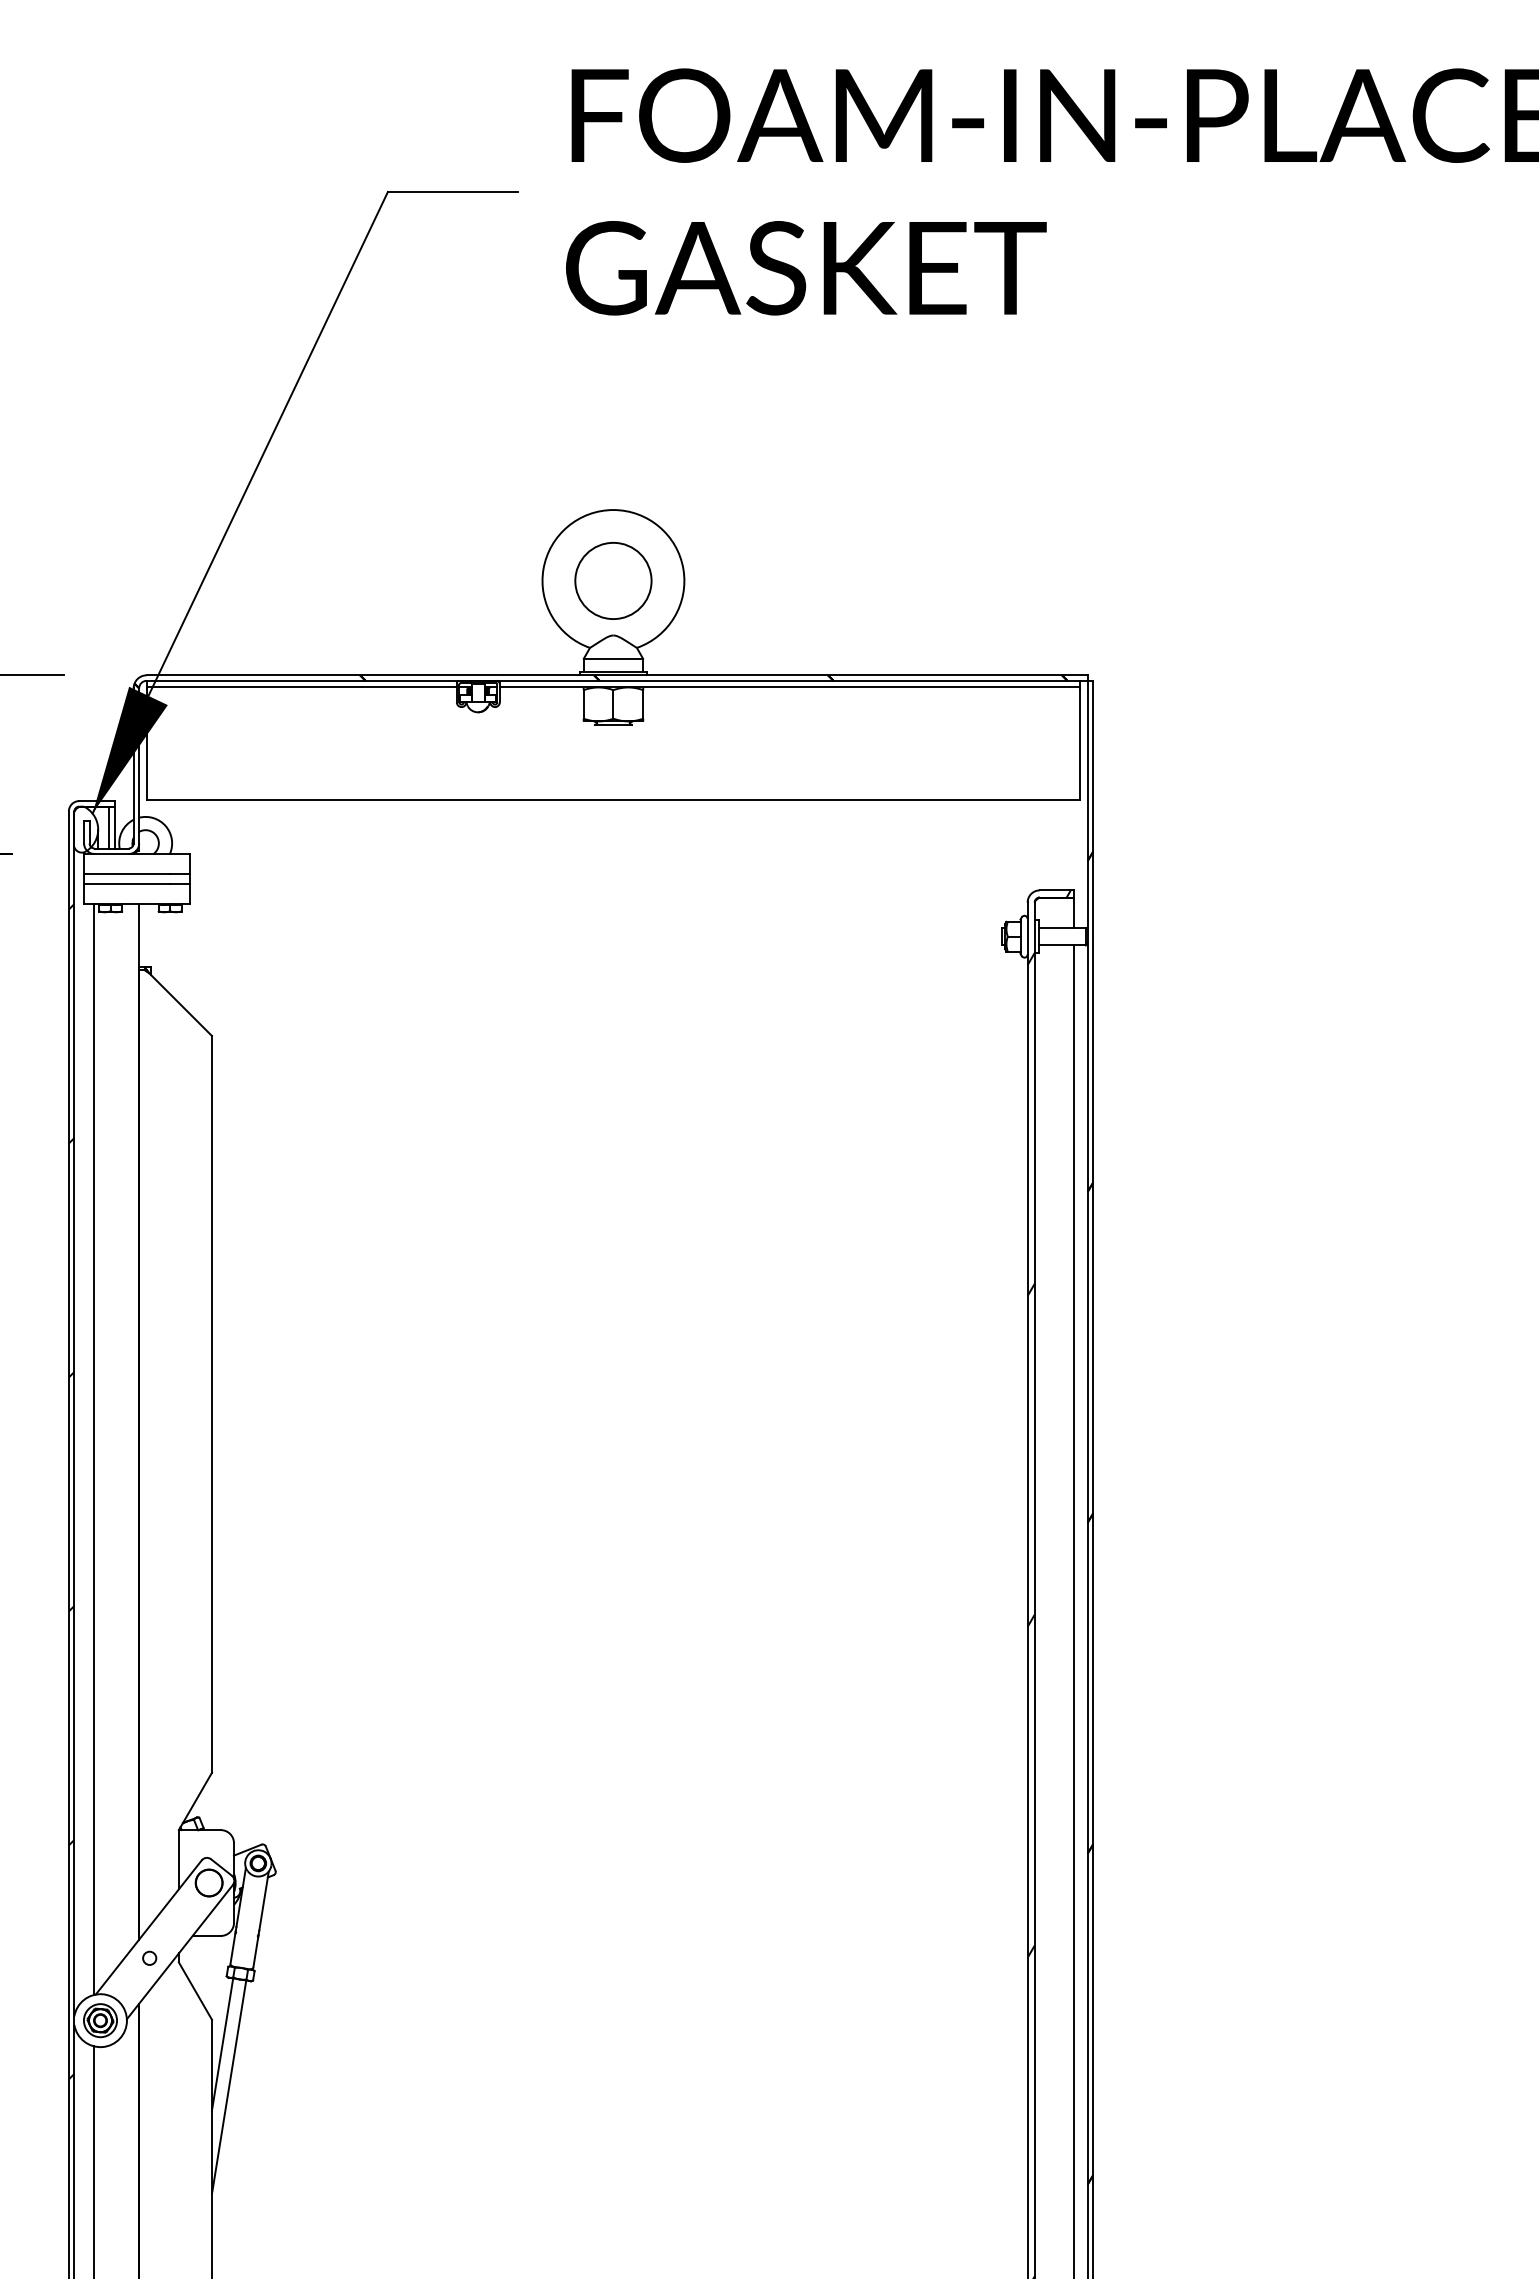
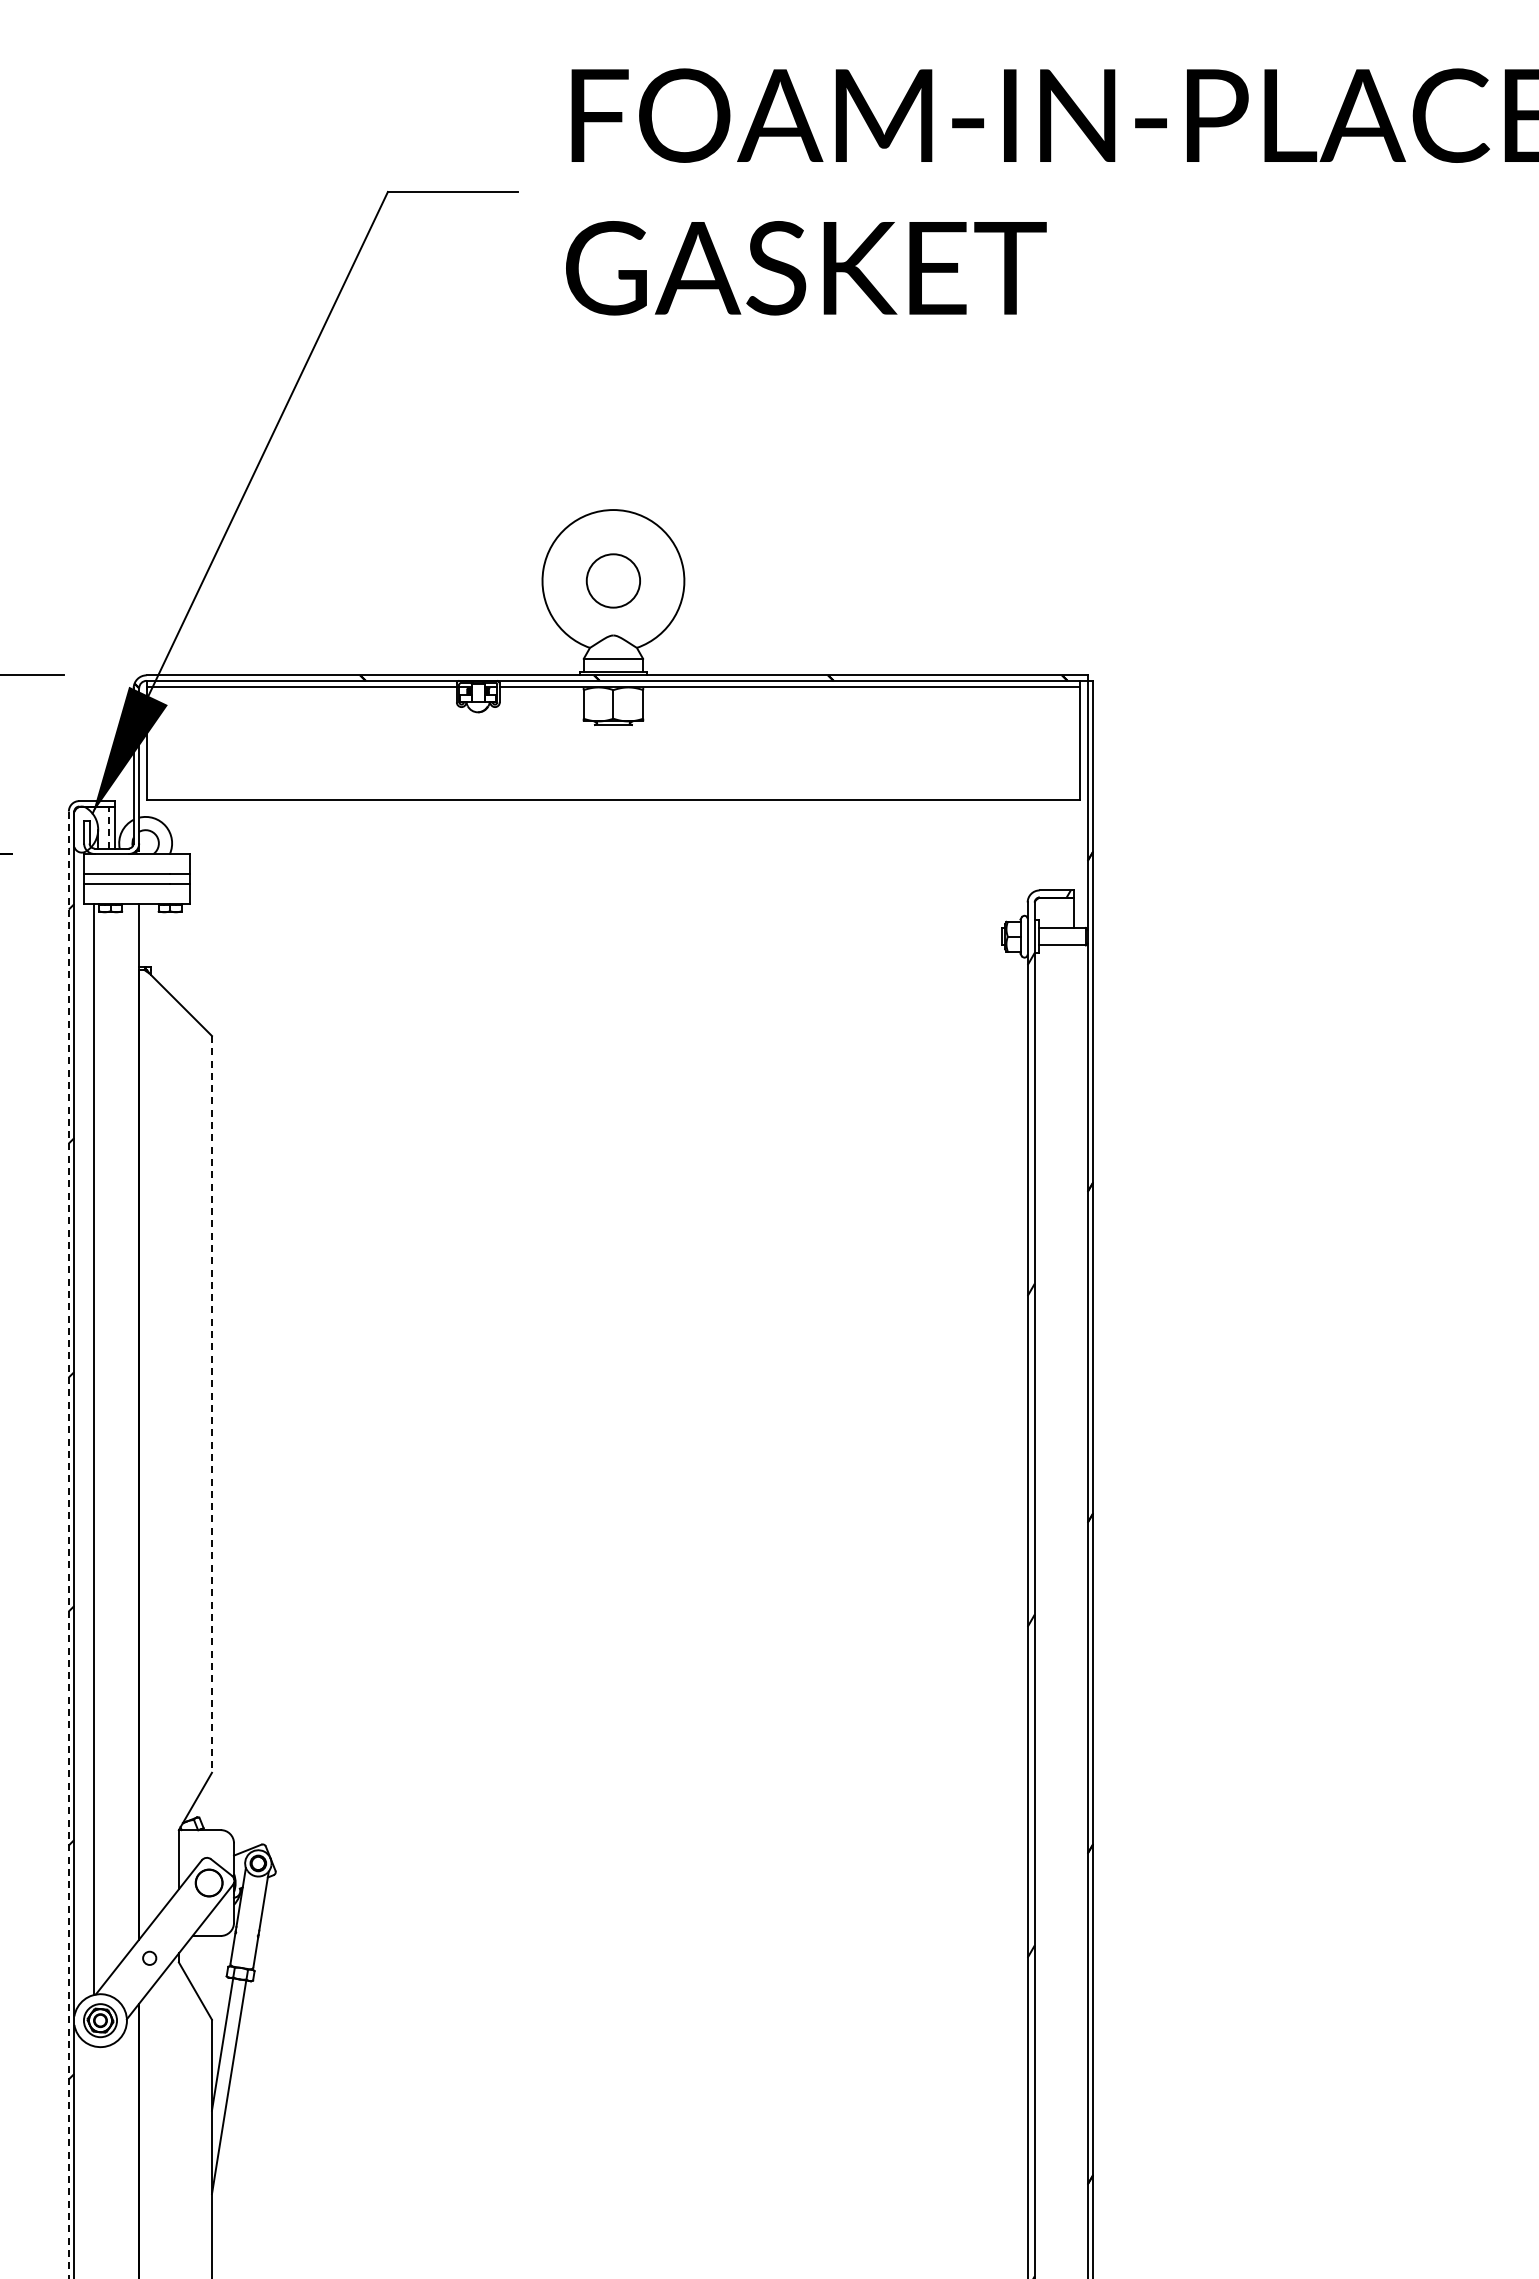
circle size: 79x78 px -> 56x56 px (612, 580)
line: solid -> dashed (108, 827)
line: solid -> dashed (211, 1404)
line: solid -> dashed (68, 1545)
line: present -> none (1074, 1610)
line: present -> none (94, 2160)
